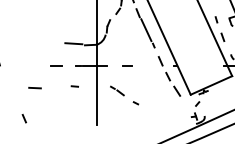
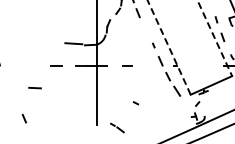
line: present -> none (146, 30)
line: solid -> dashed (214, 38)
line: solid -> dashed (169, 47)
line: present -> none (74, 86)
line position: (117, 90) -> (117, 127) (117, 127)
